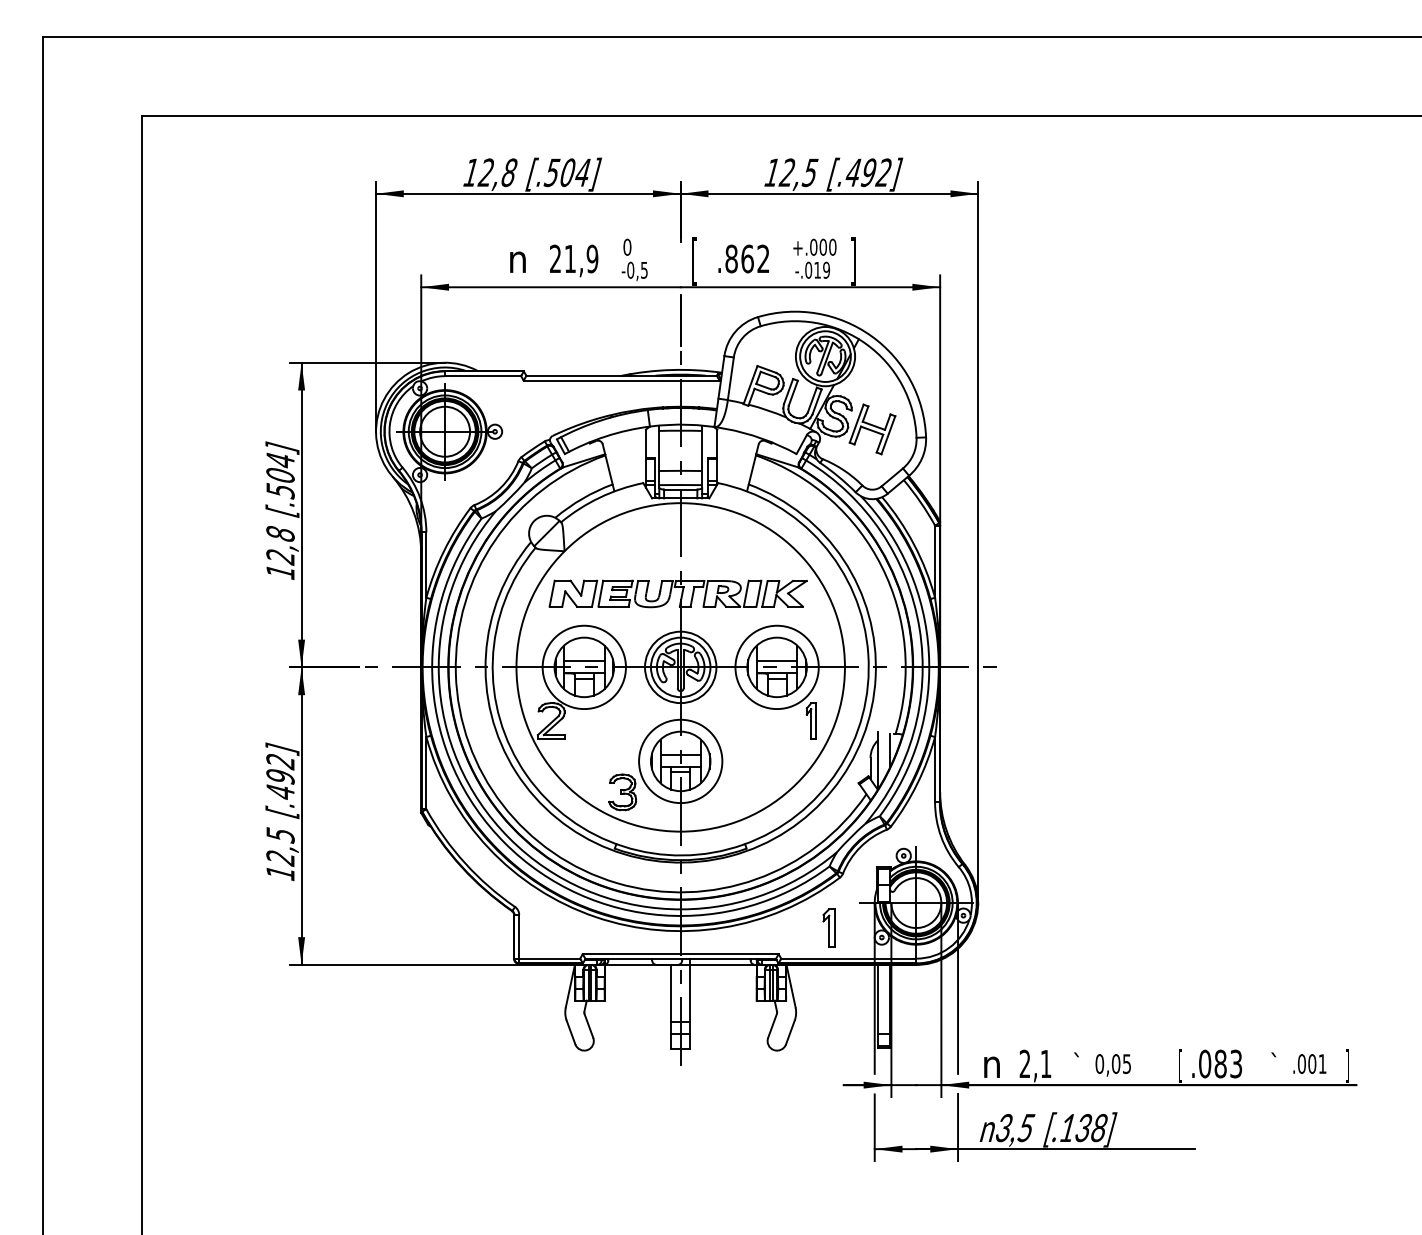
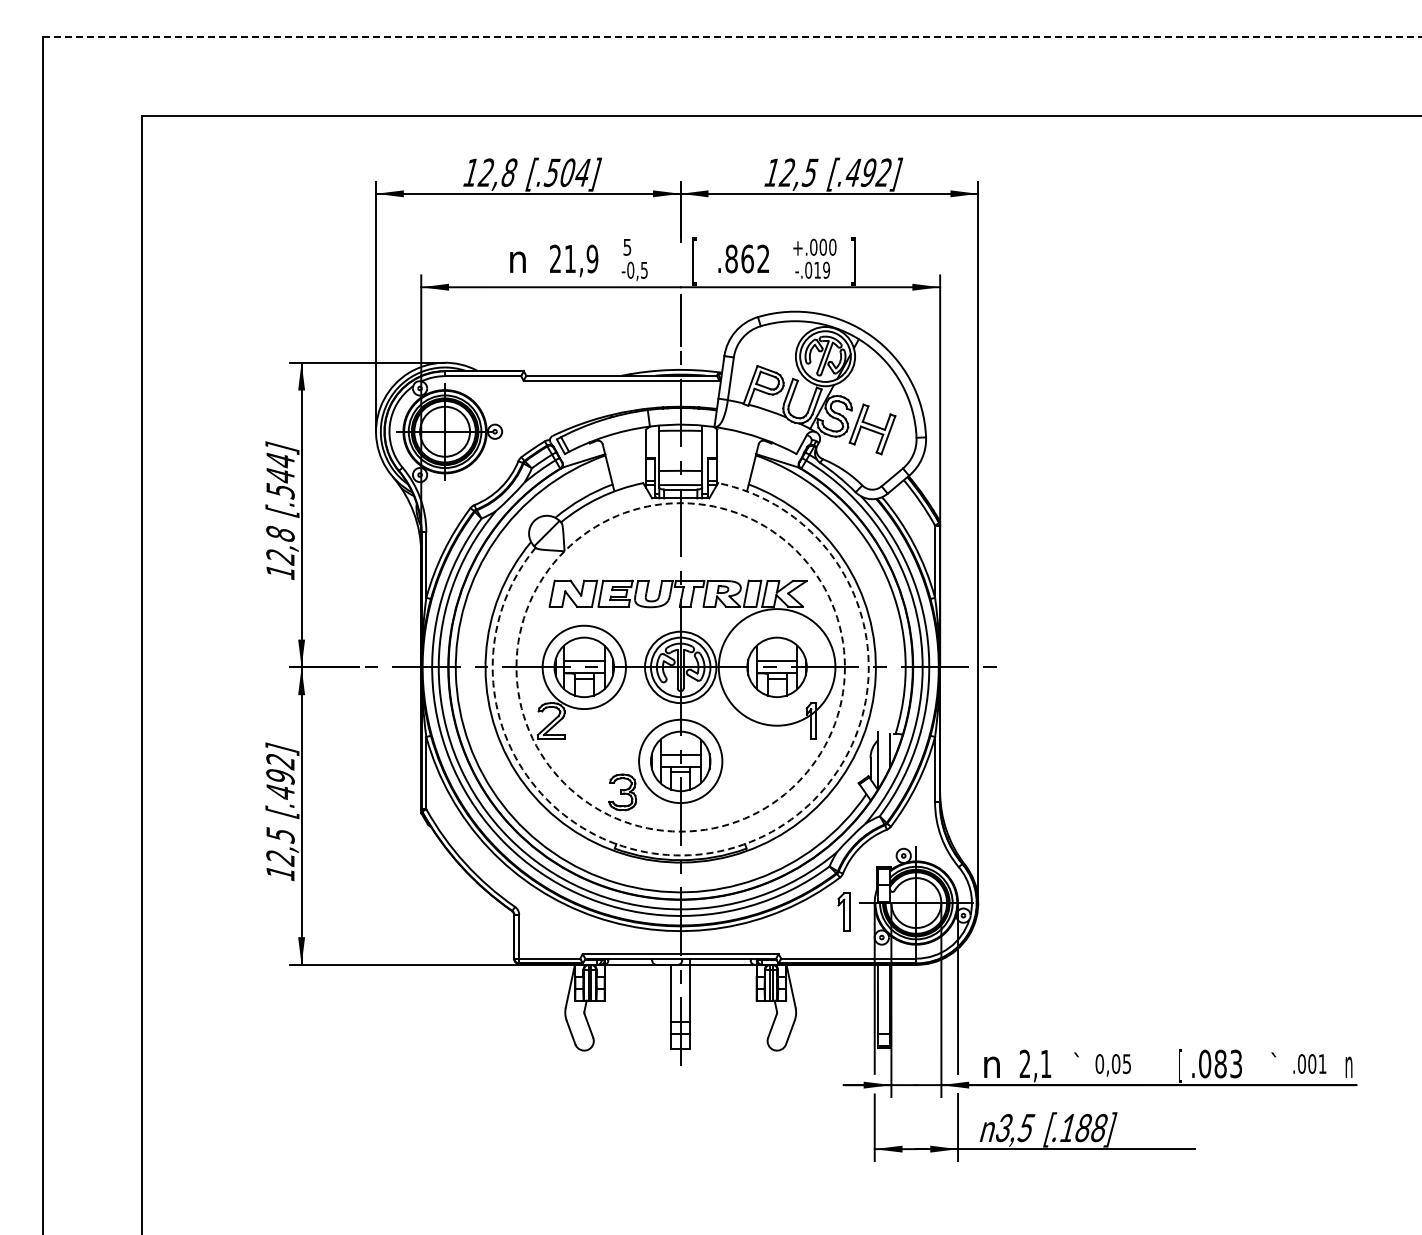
line: solid -> dashed (732, 36)
text: 0 -> 5 (627, 246)
text: [.504] -> [.544] (280, 475)
circle: solid -> dashed (680, 667)
circle diameter: 83 px -> 117 px (776, 667)
arc: solid -> dashed (743, 844)
part position: (828, 927) -> (843, 911) (843, 911)
text: ] -> n (1348, 1065)
text: [.138] -> [.188] (1083, 1127)
